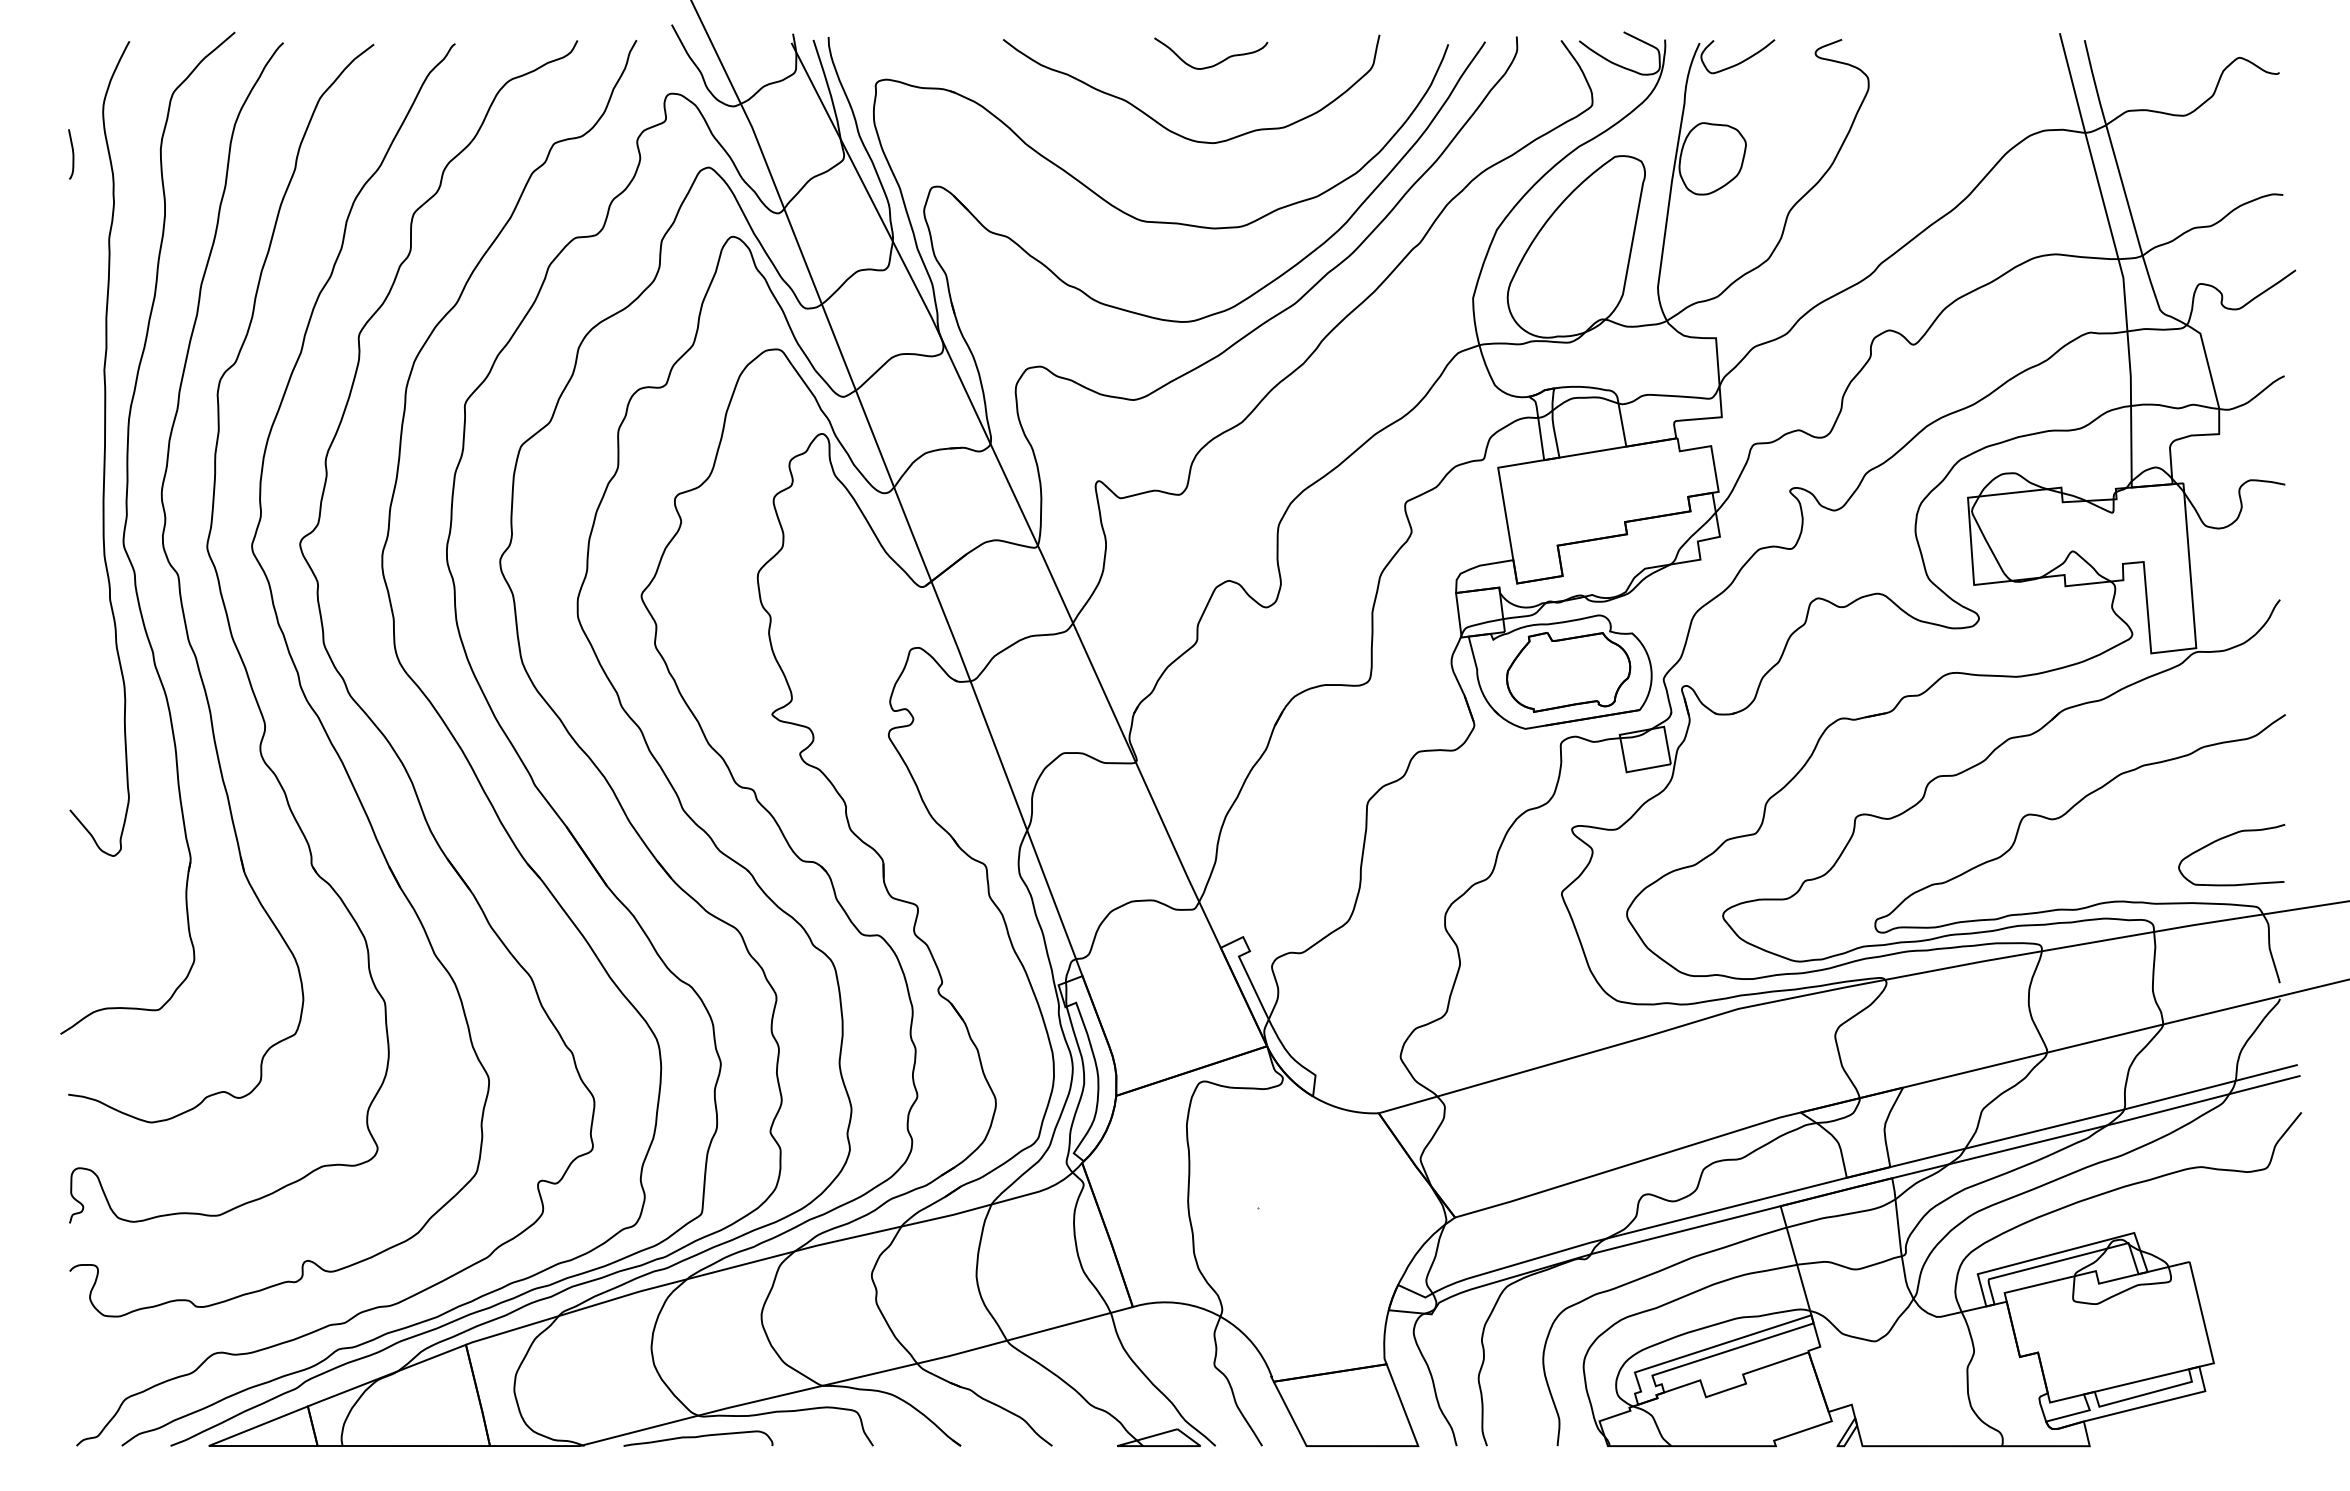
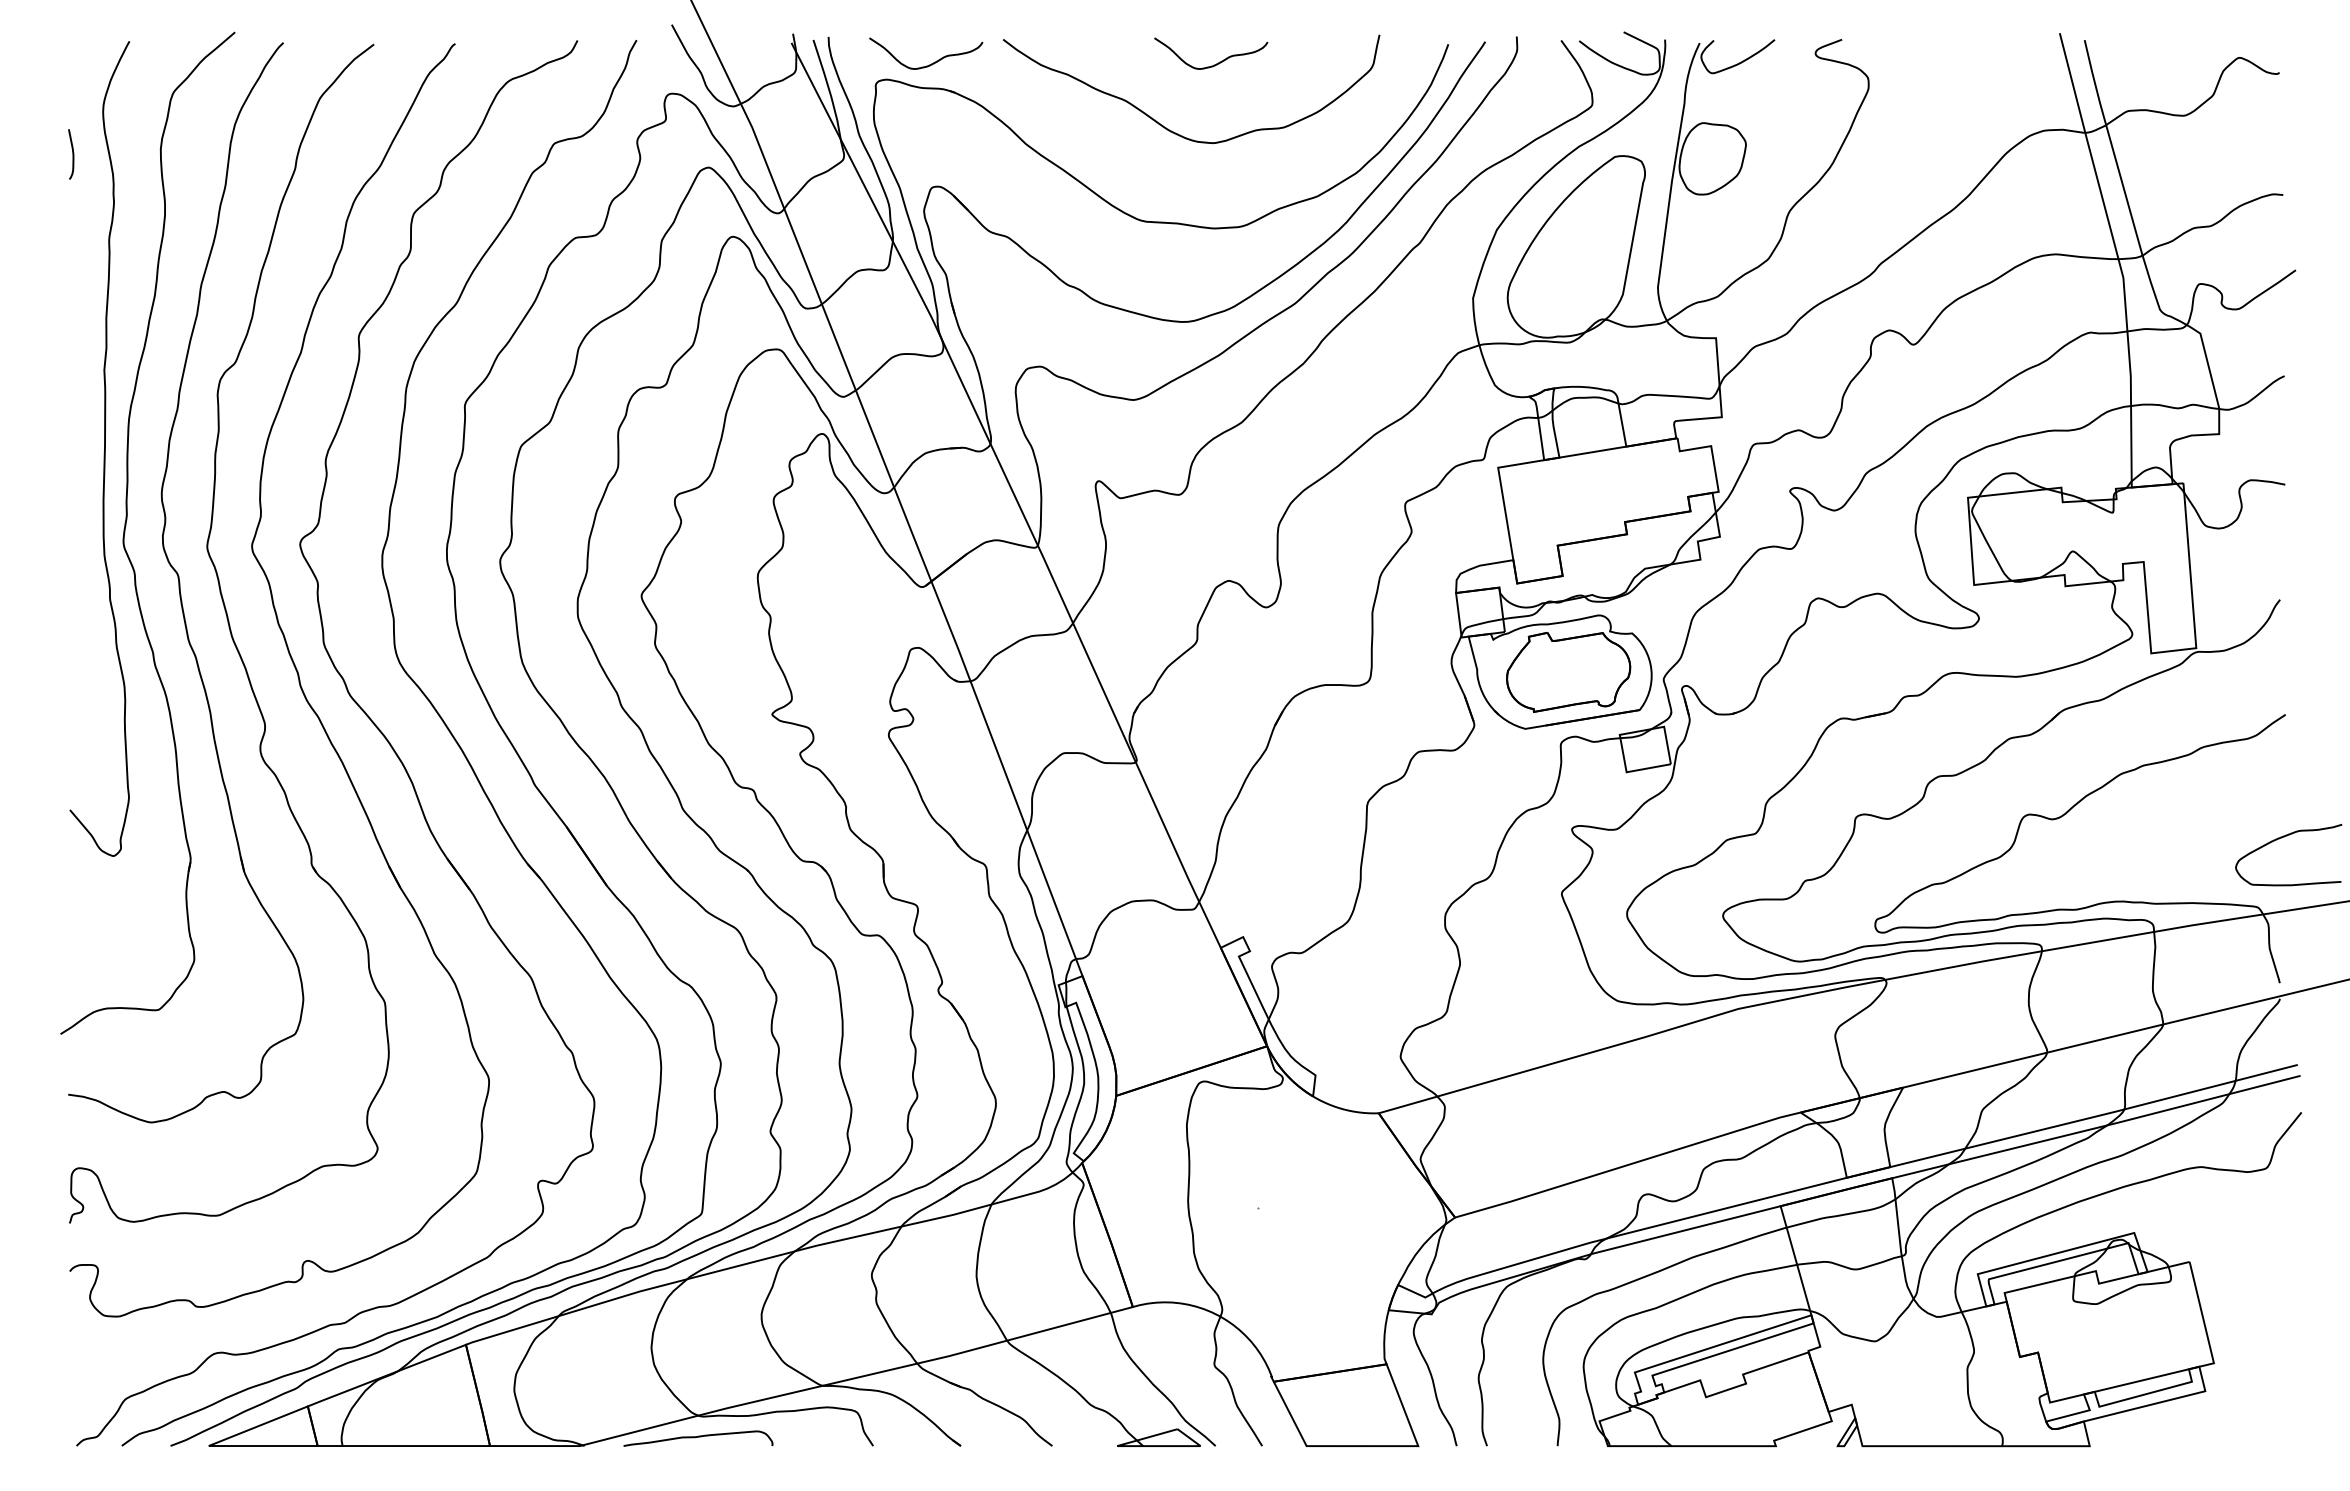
curve: none -> present (931, 63)
curve position: (2227, 837) -> (2284, 837) (2284, 837)
